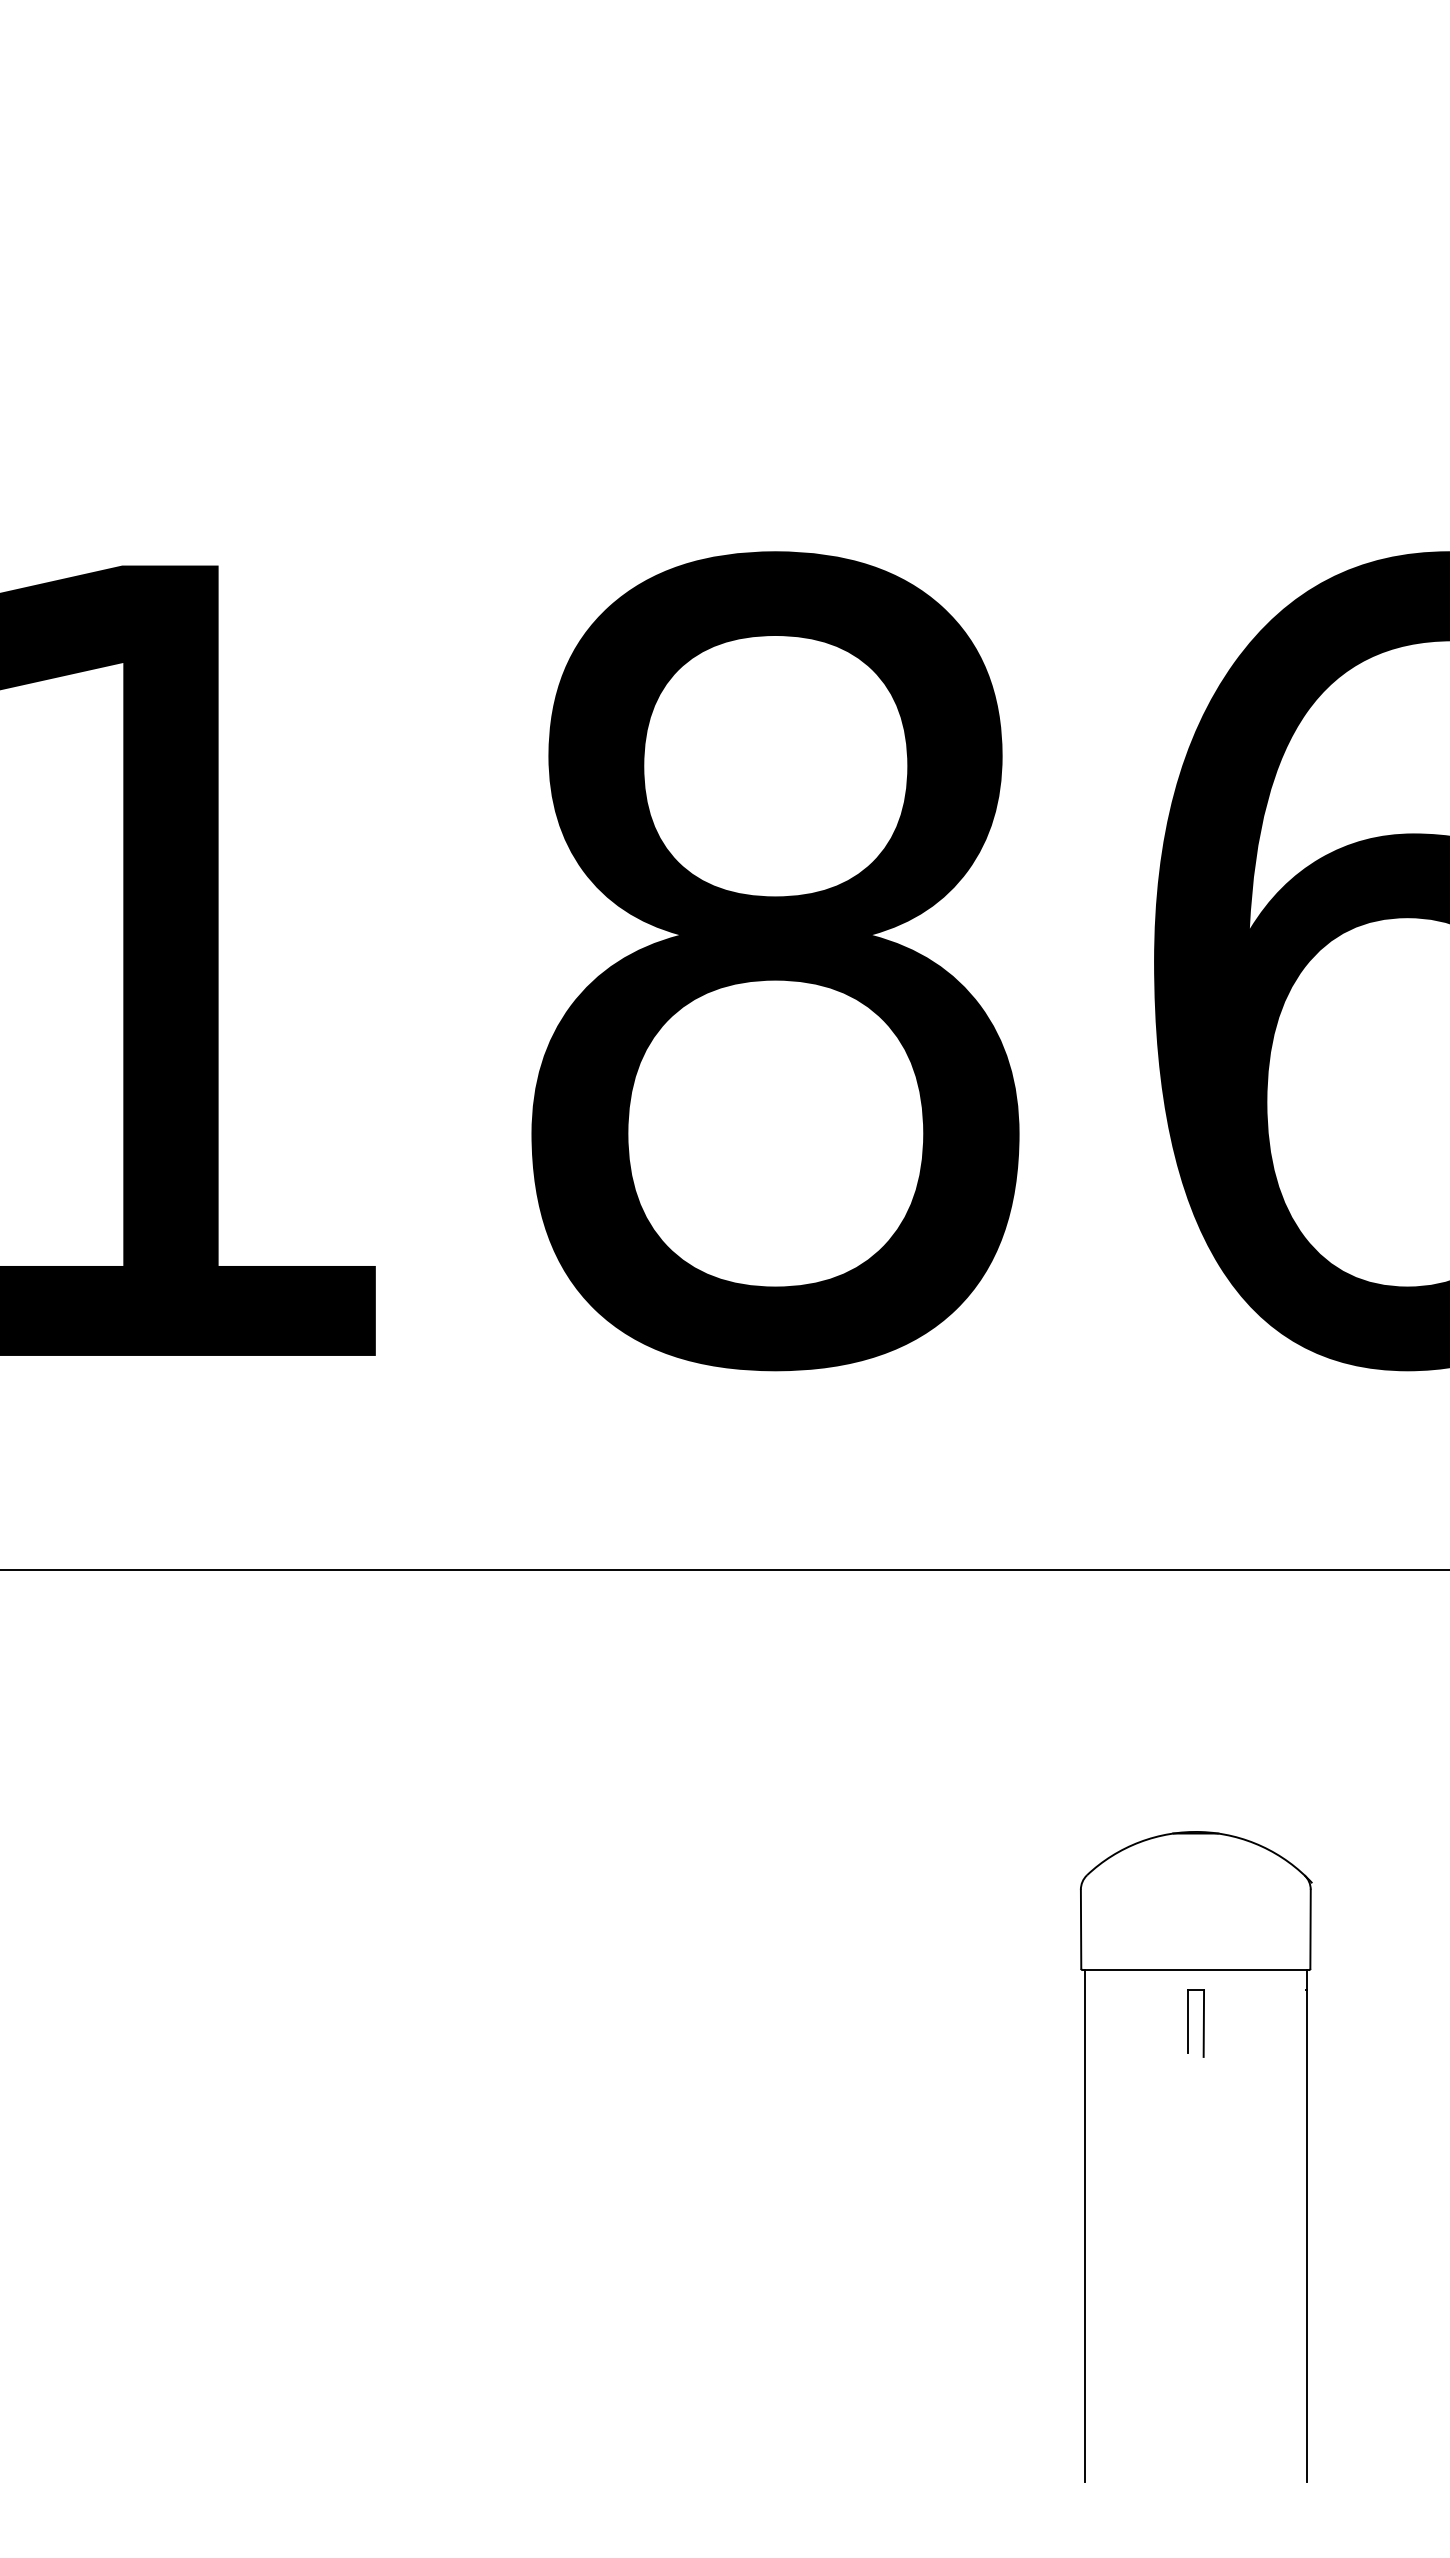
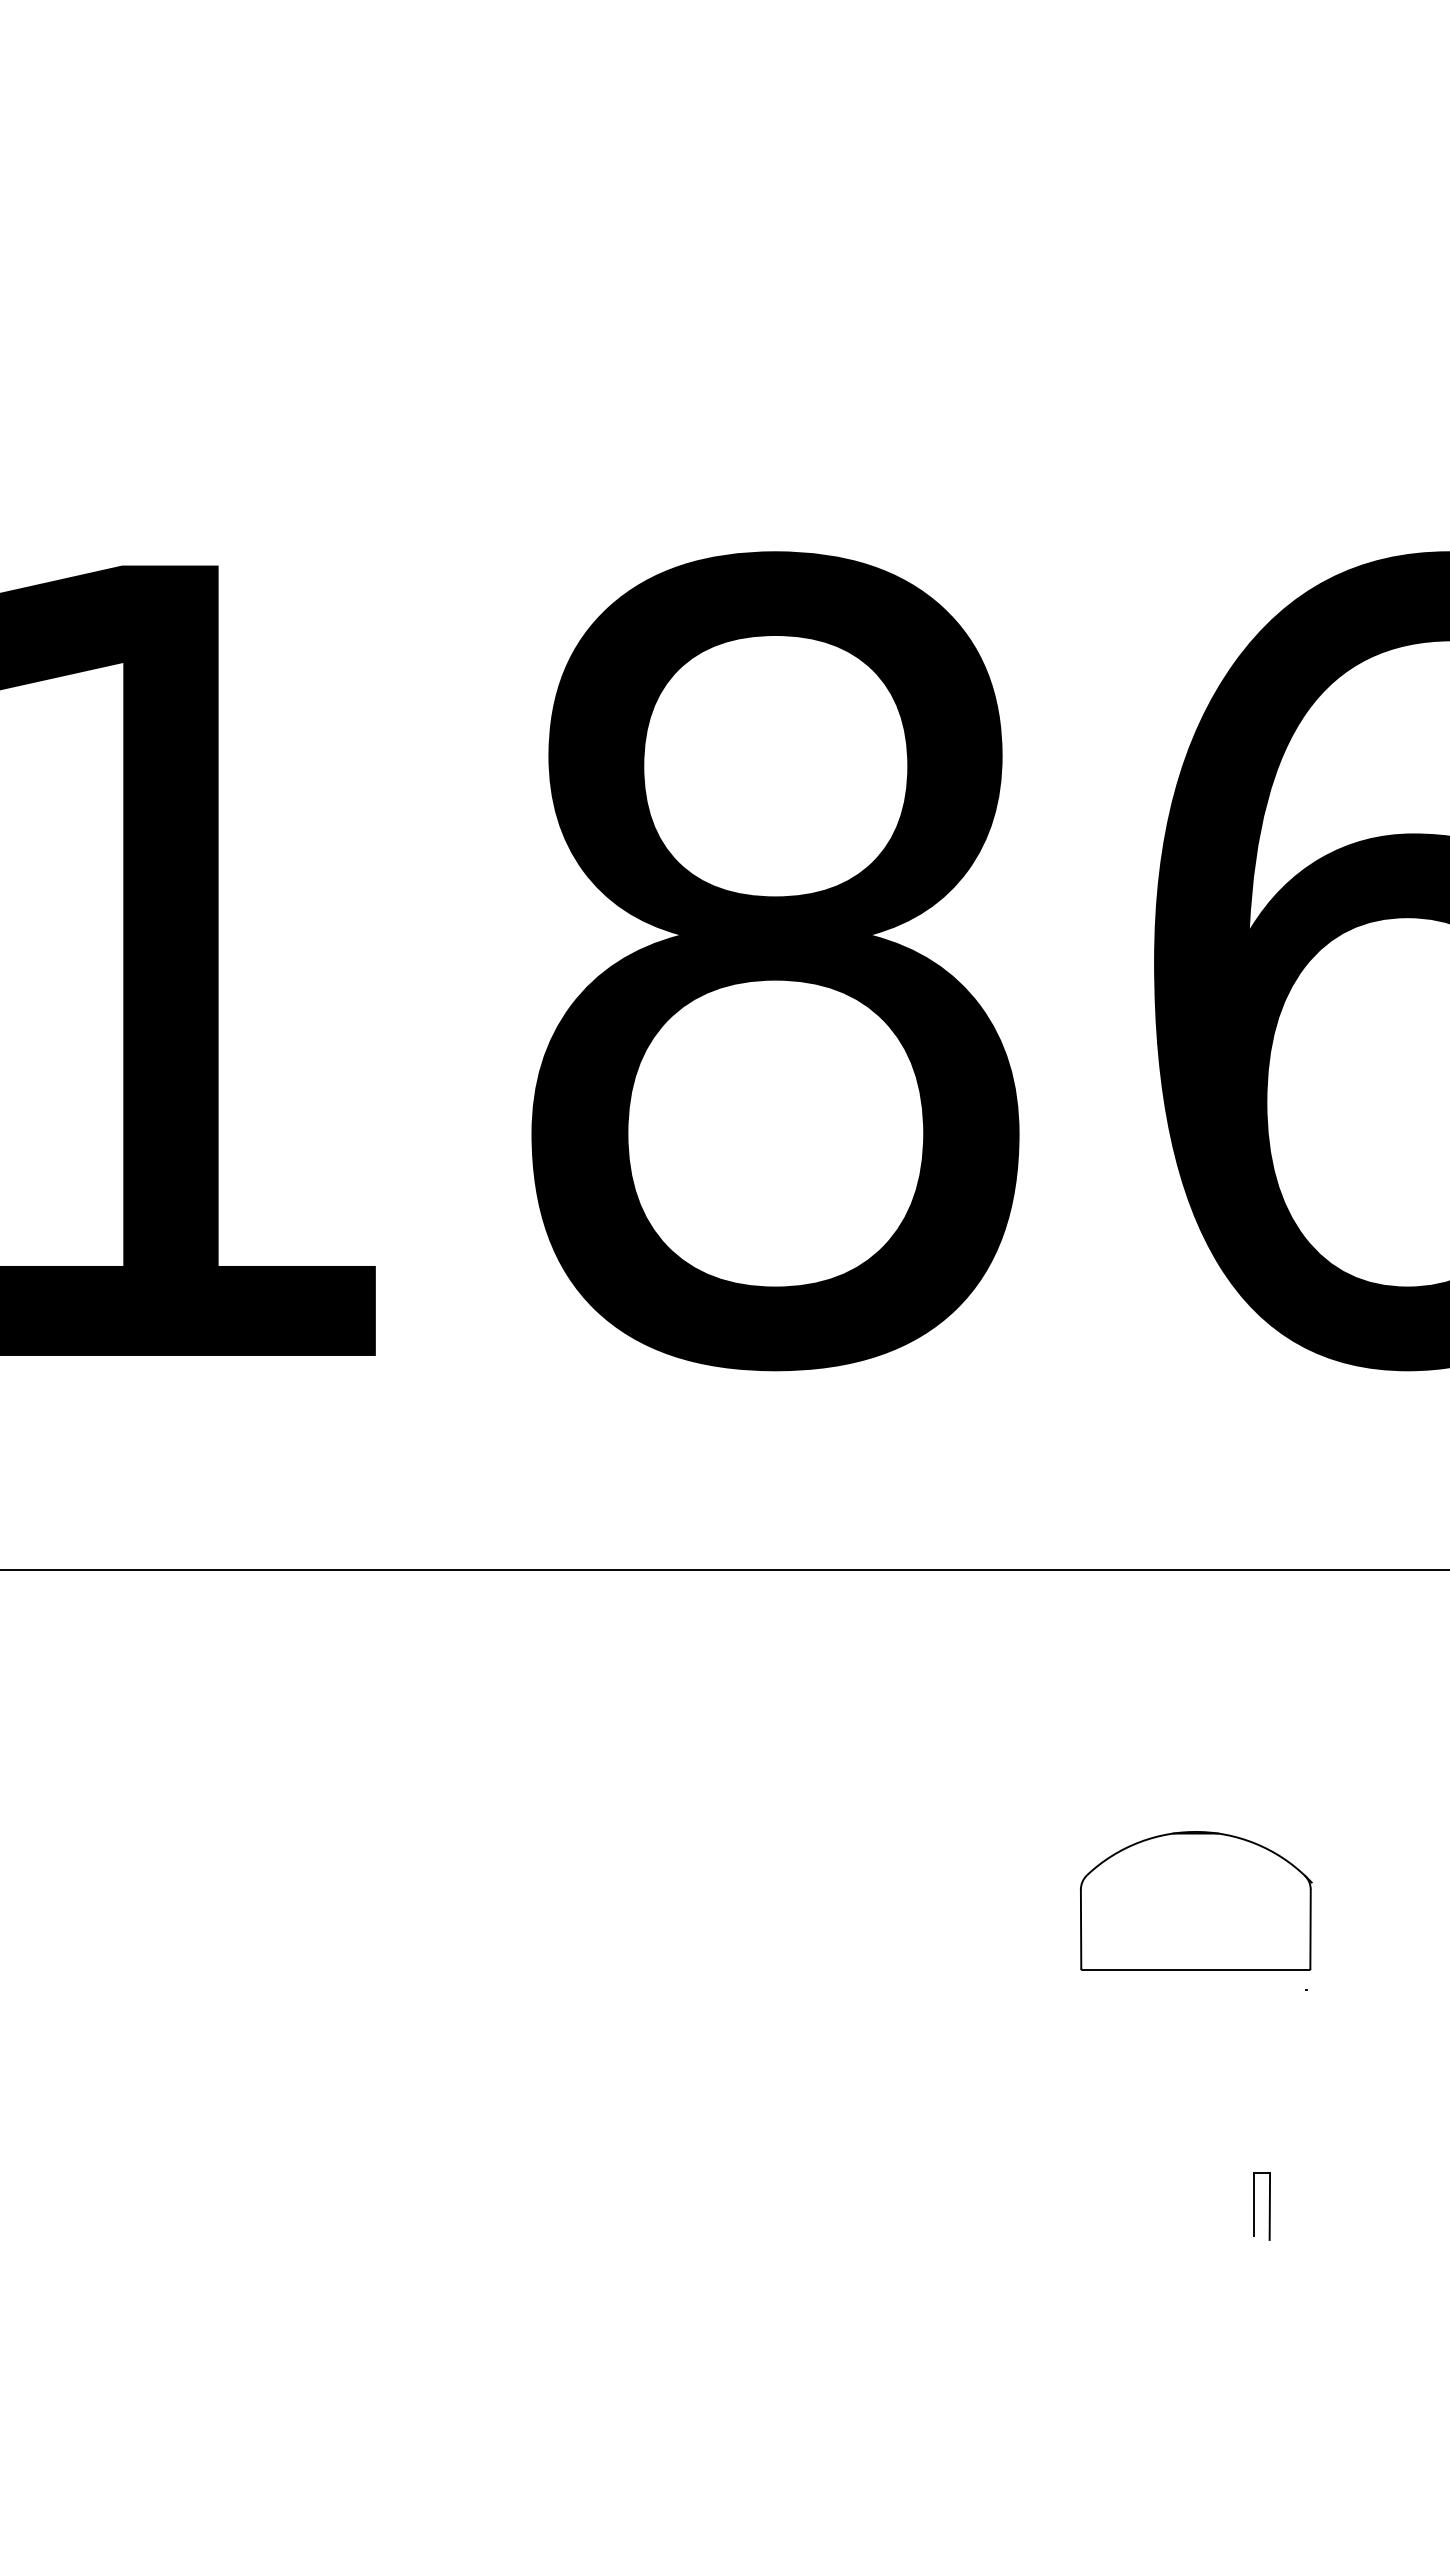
part position: (1188, 2023) -> (1254, 2206) (1254, 2206)
line: present -> none (1084, 2225)
line: present -> none (1306, 2225)
